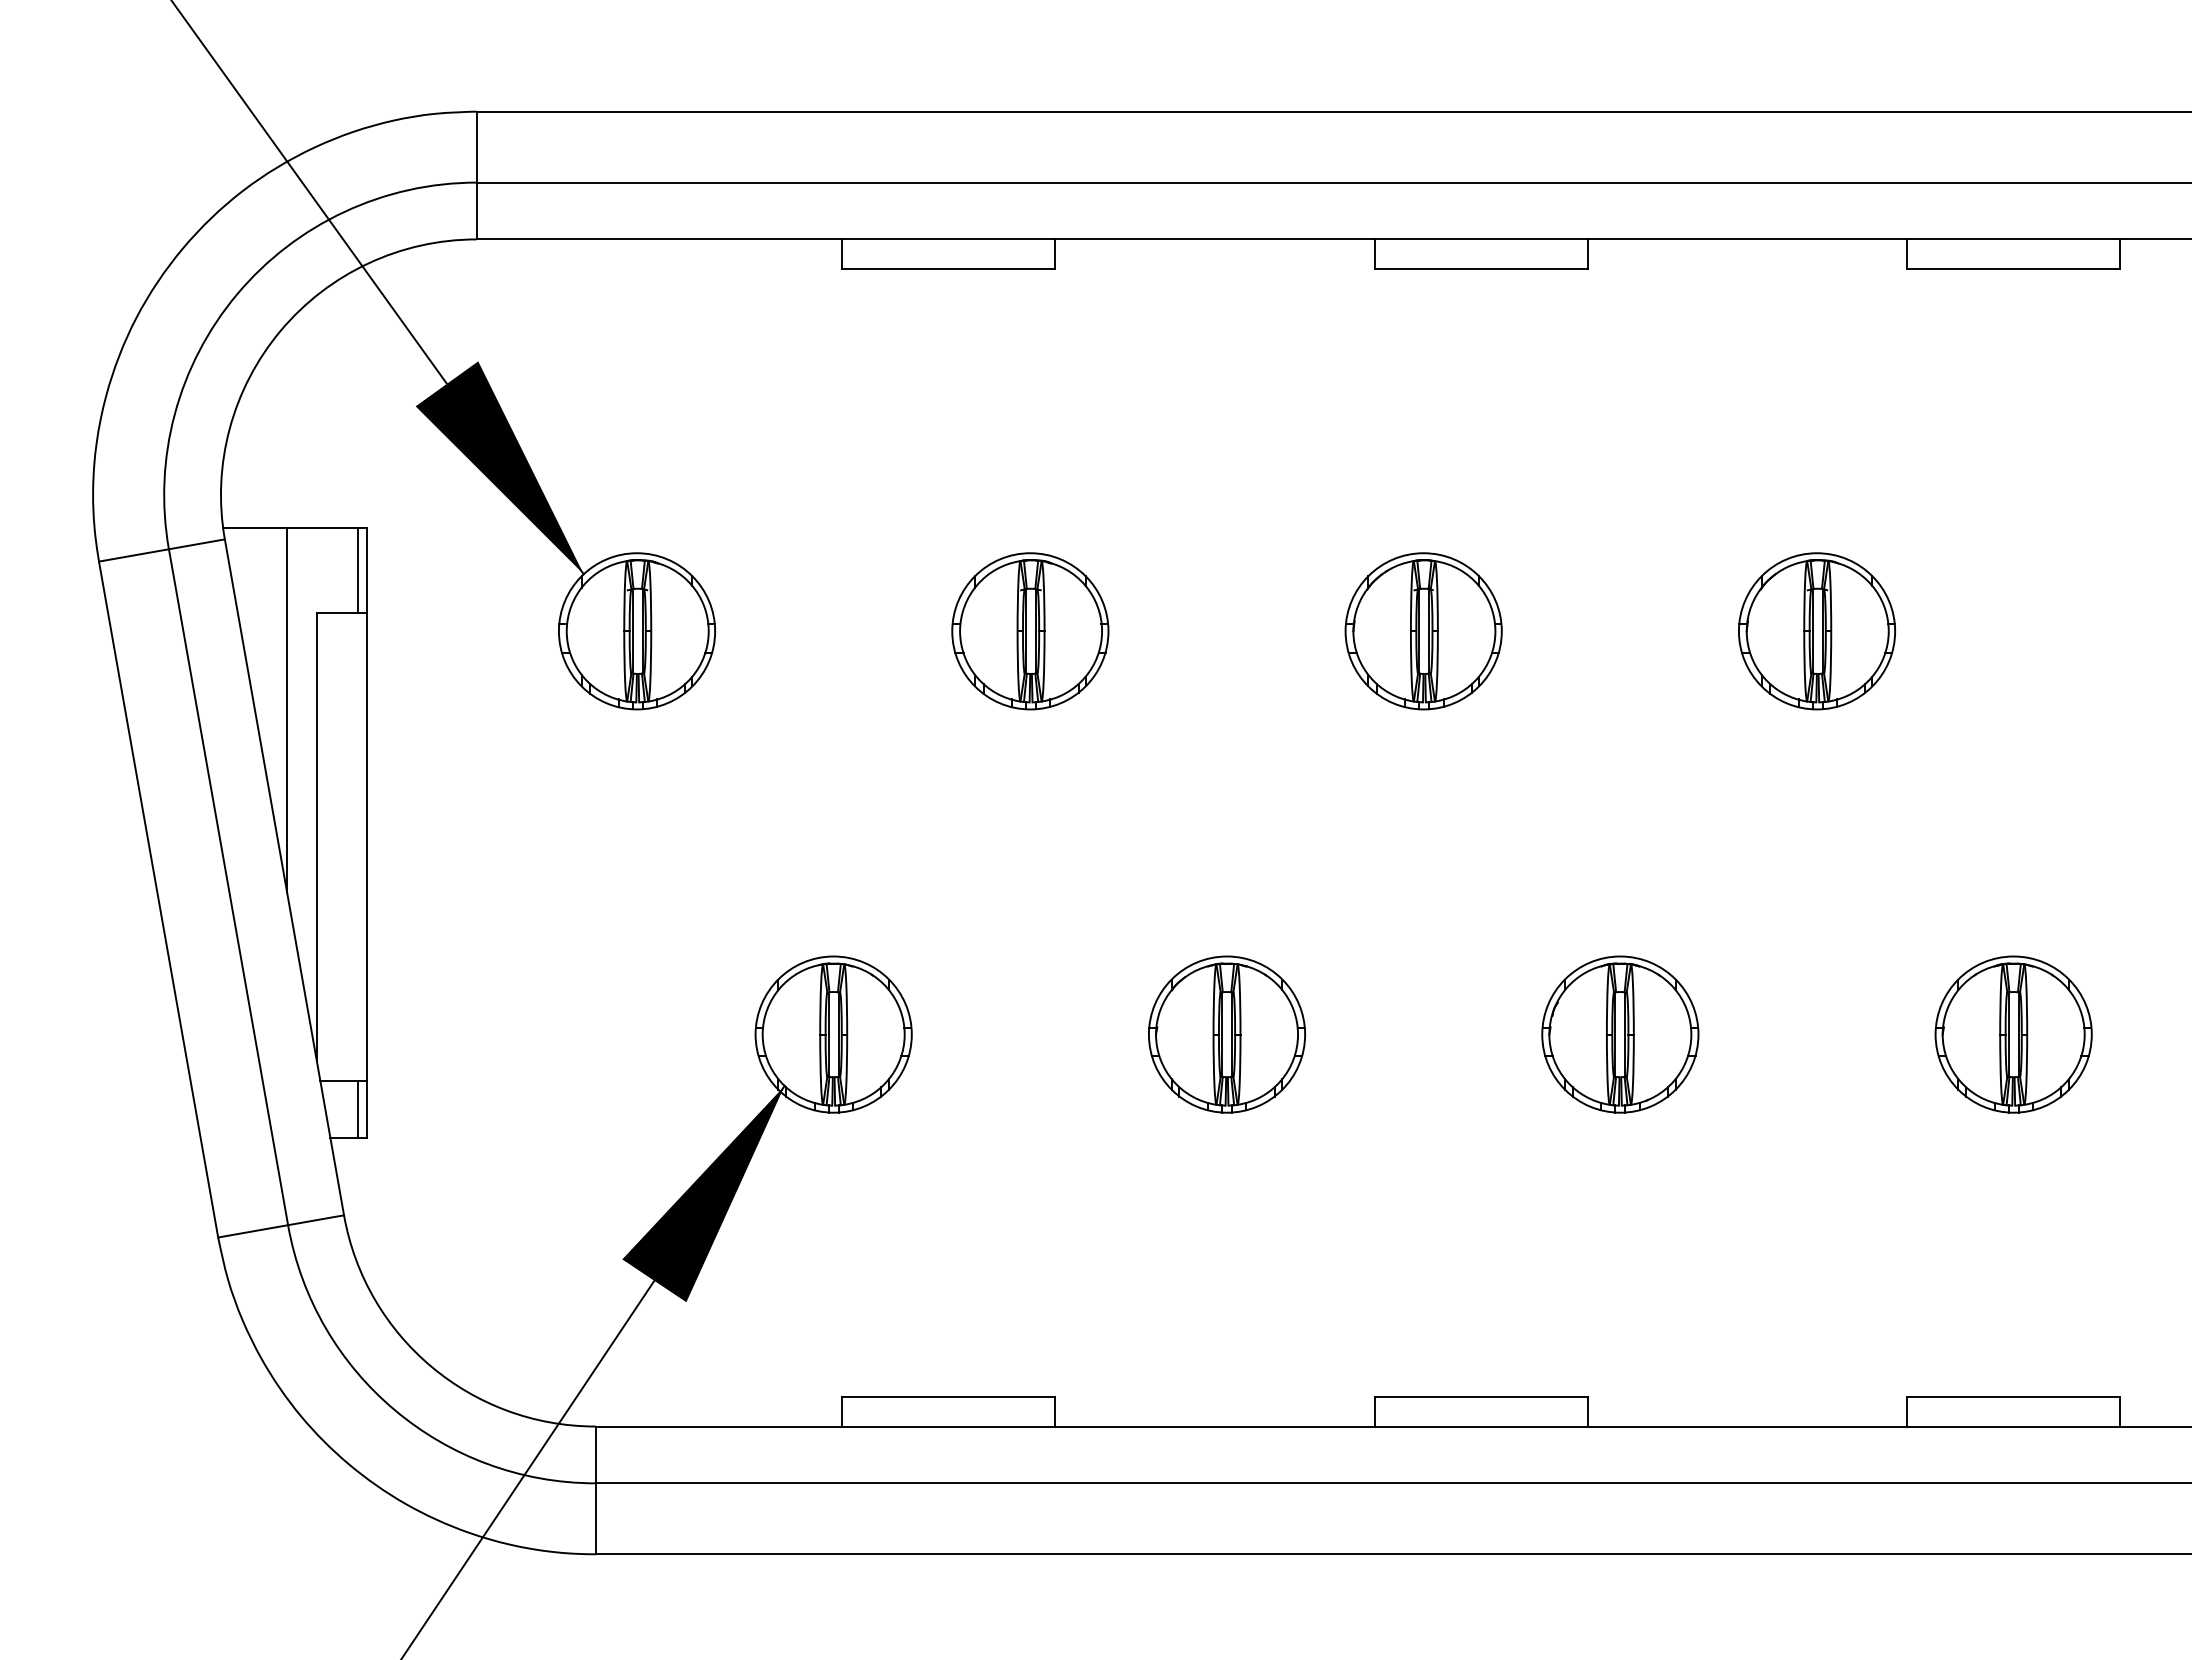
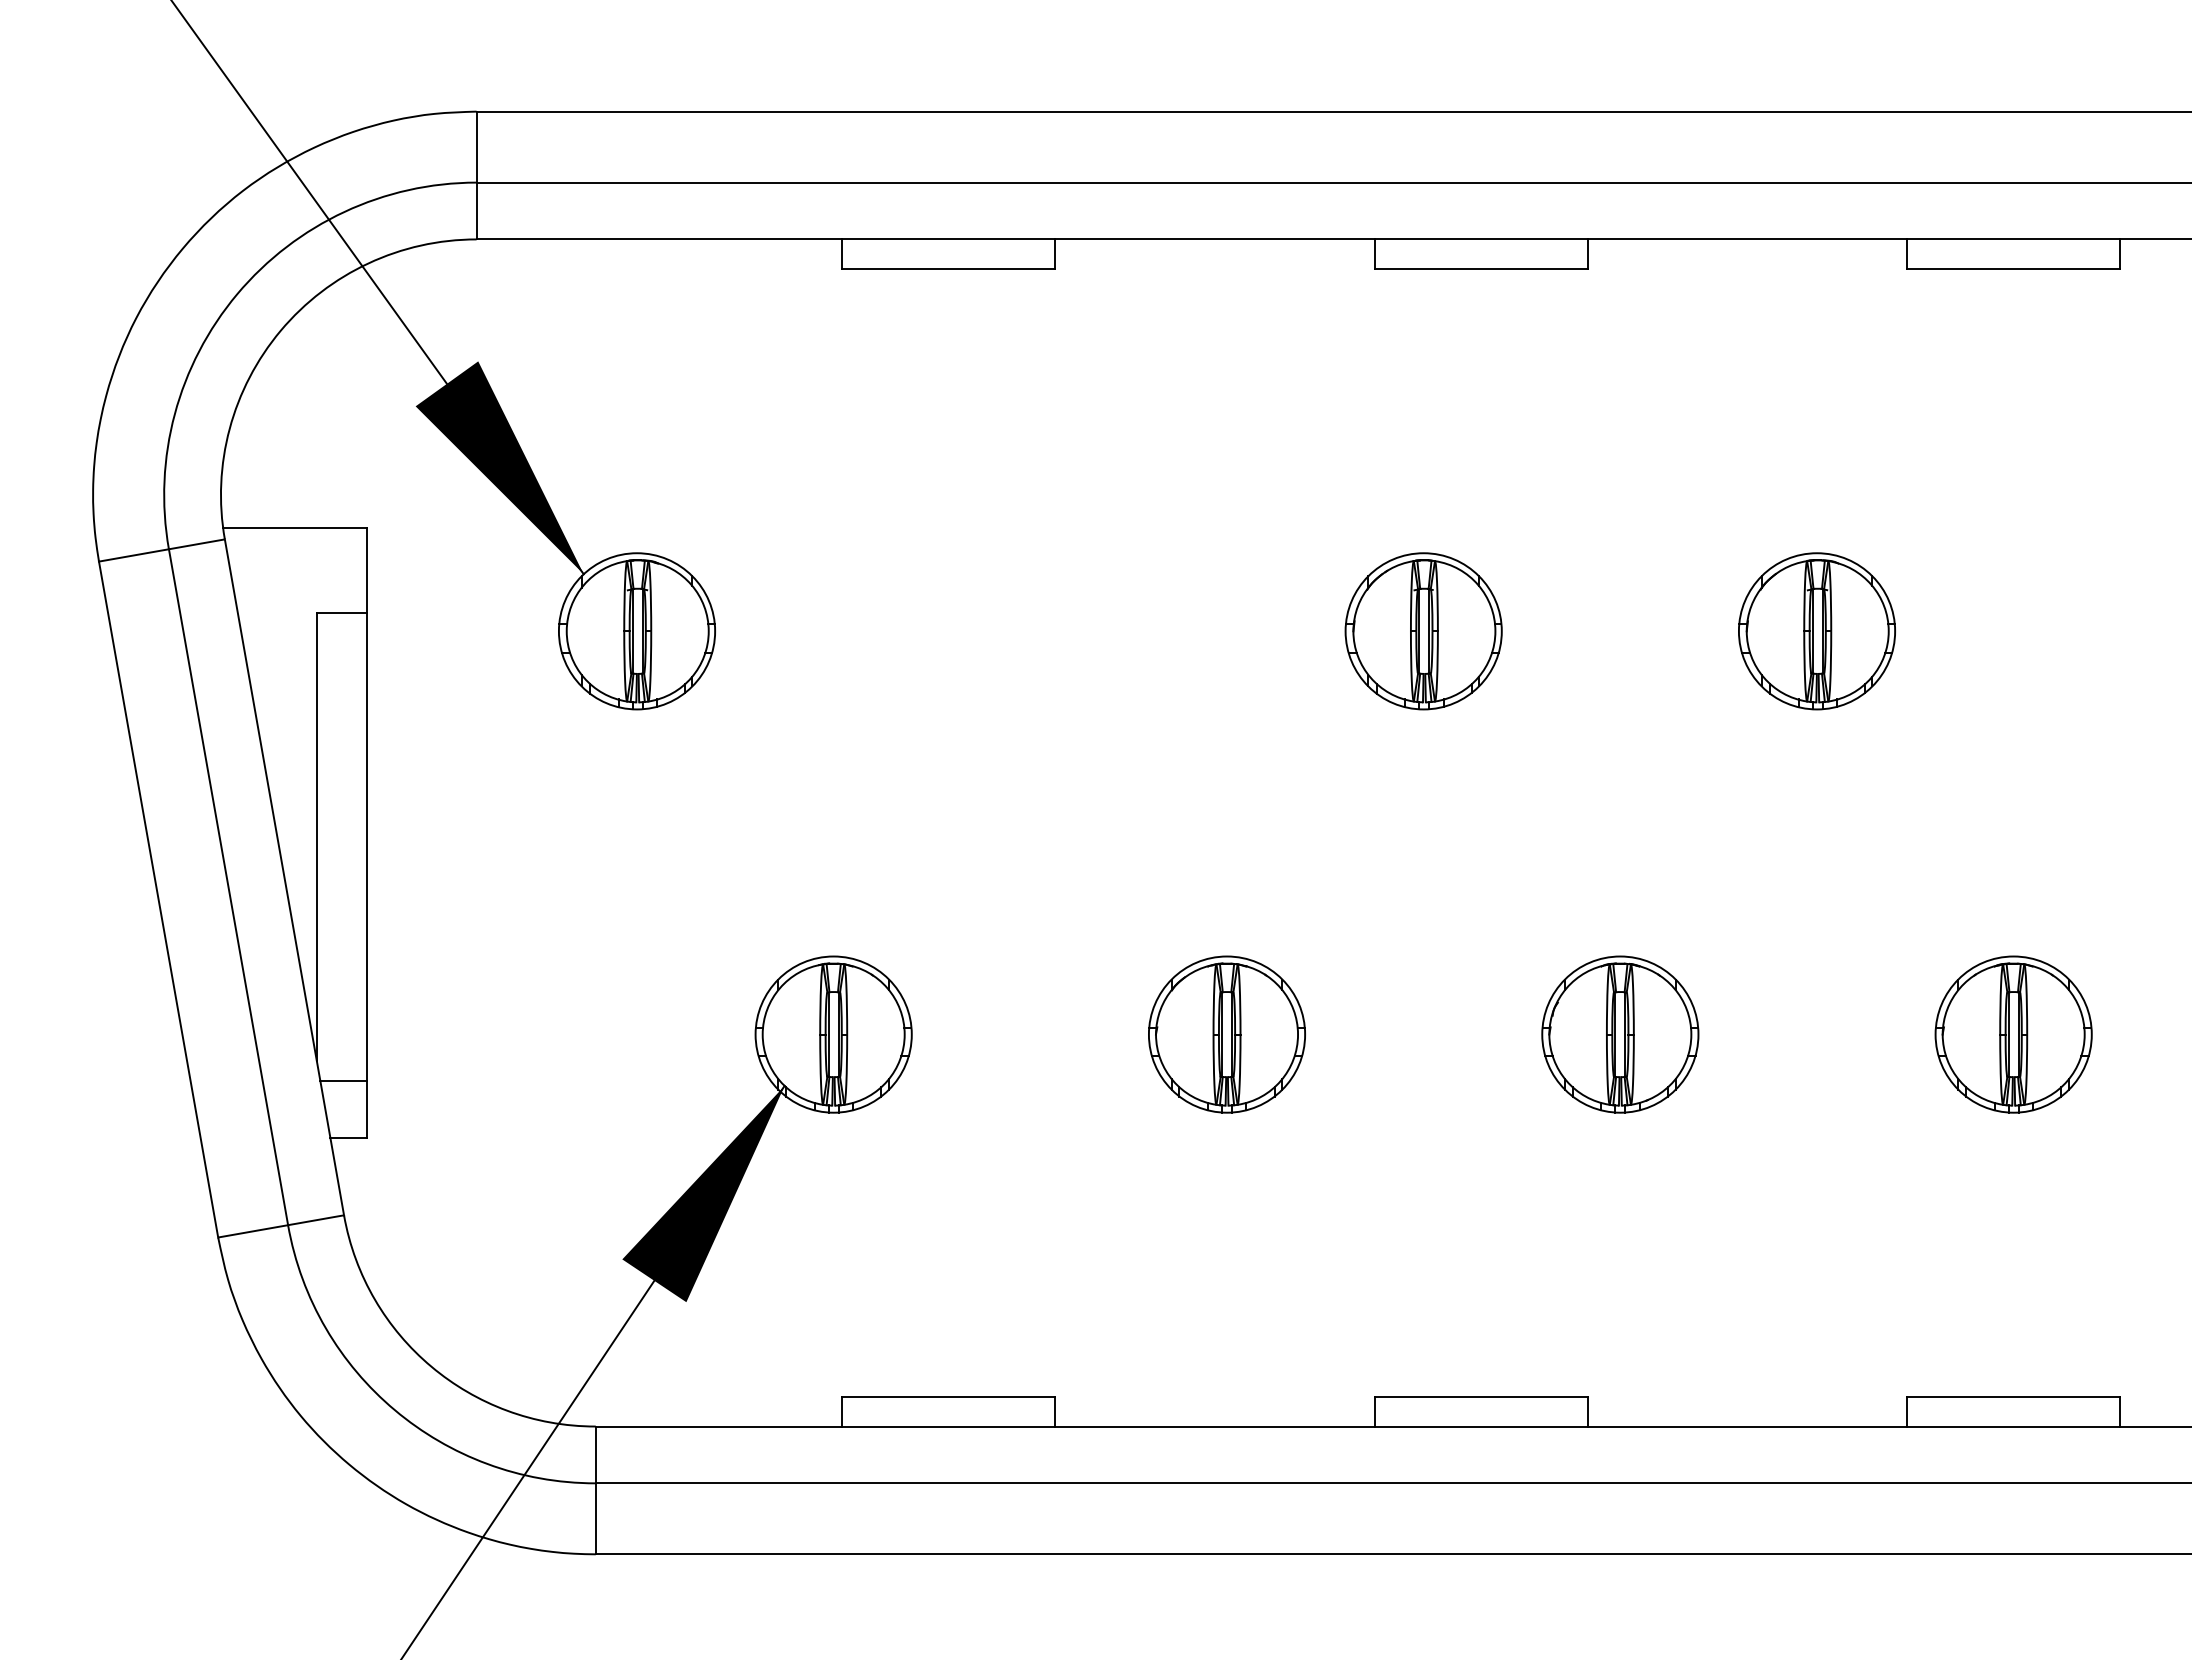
line: present -> none (358, 569)
part: present -> none (1030, 631)
line: present -> none (287, 709)
line: present -> none (358, 1109)
